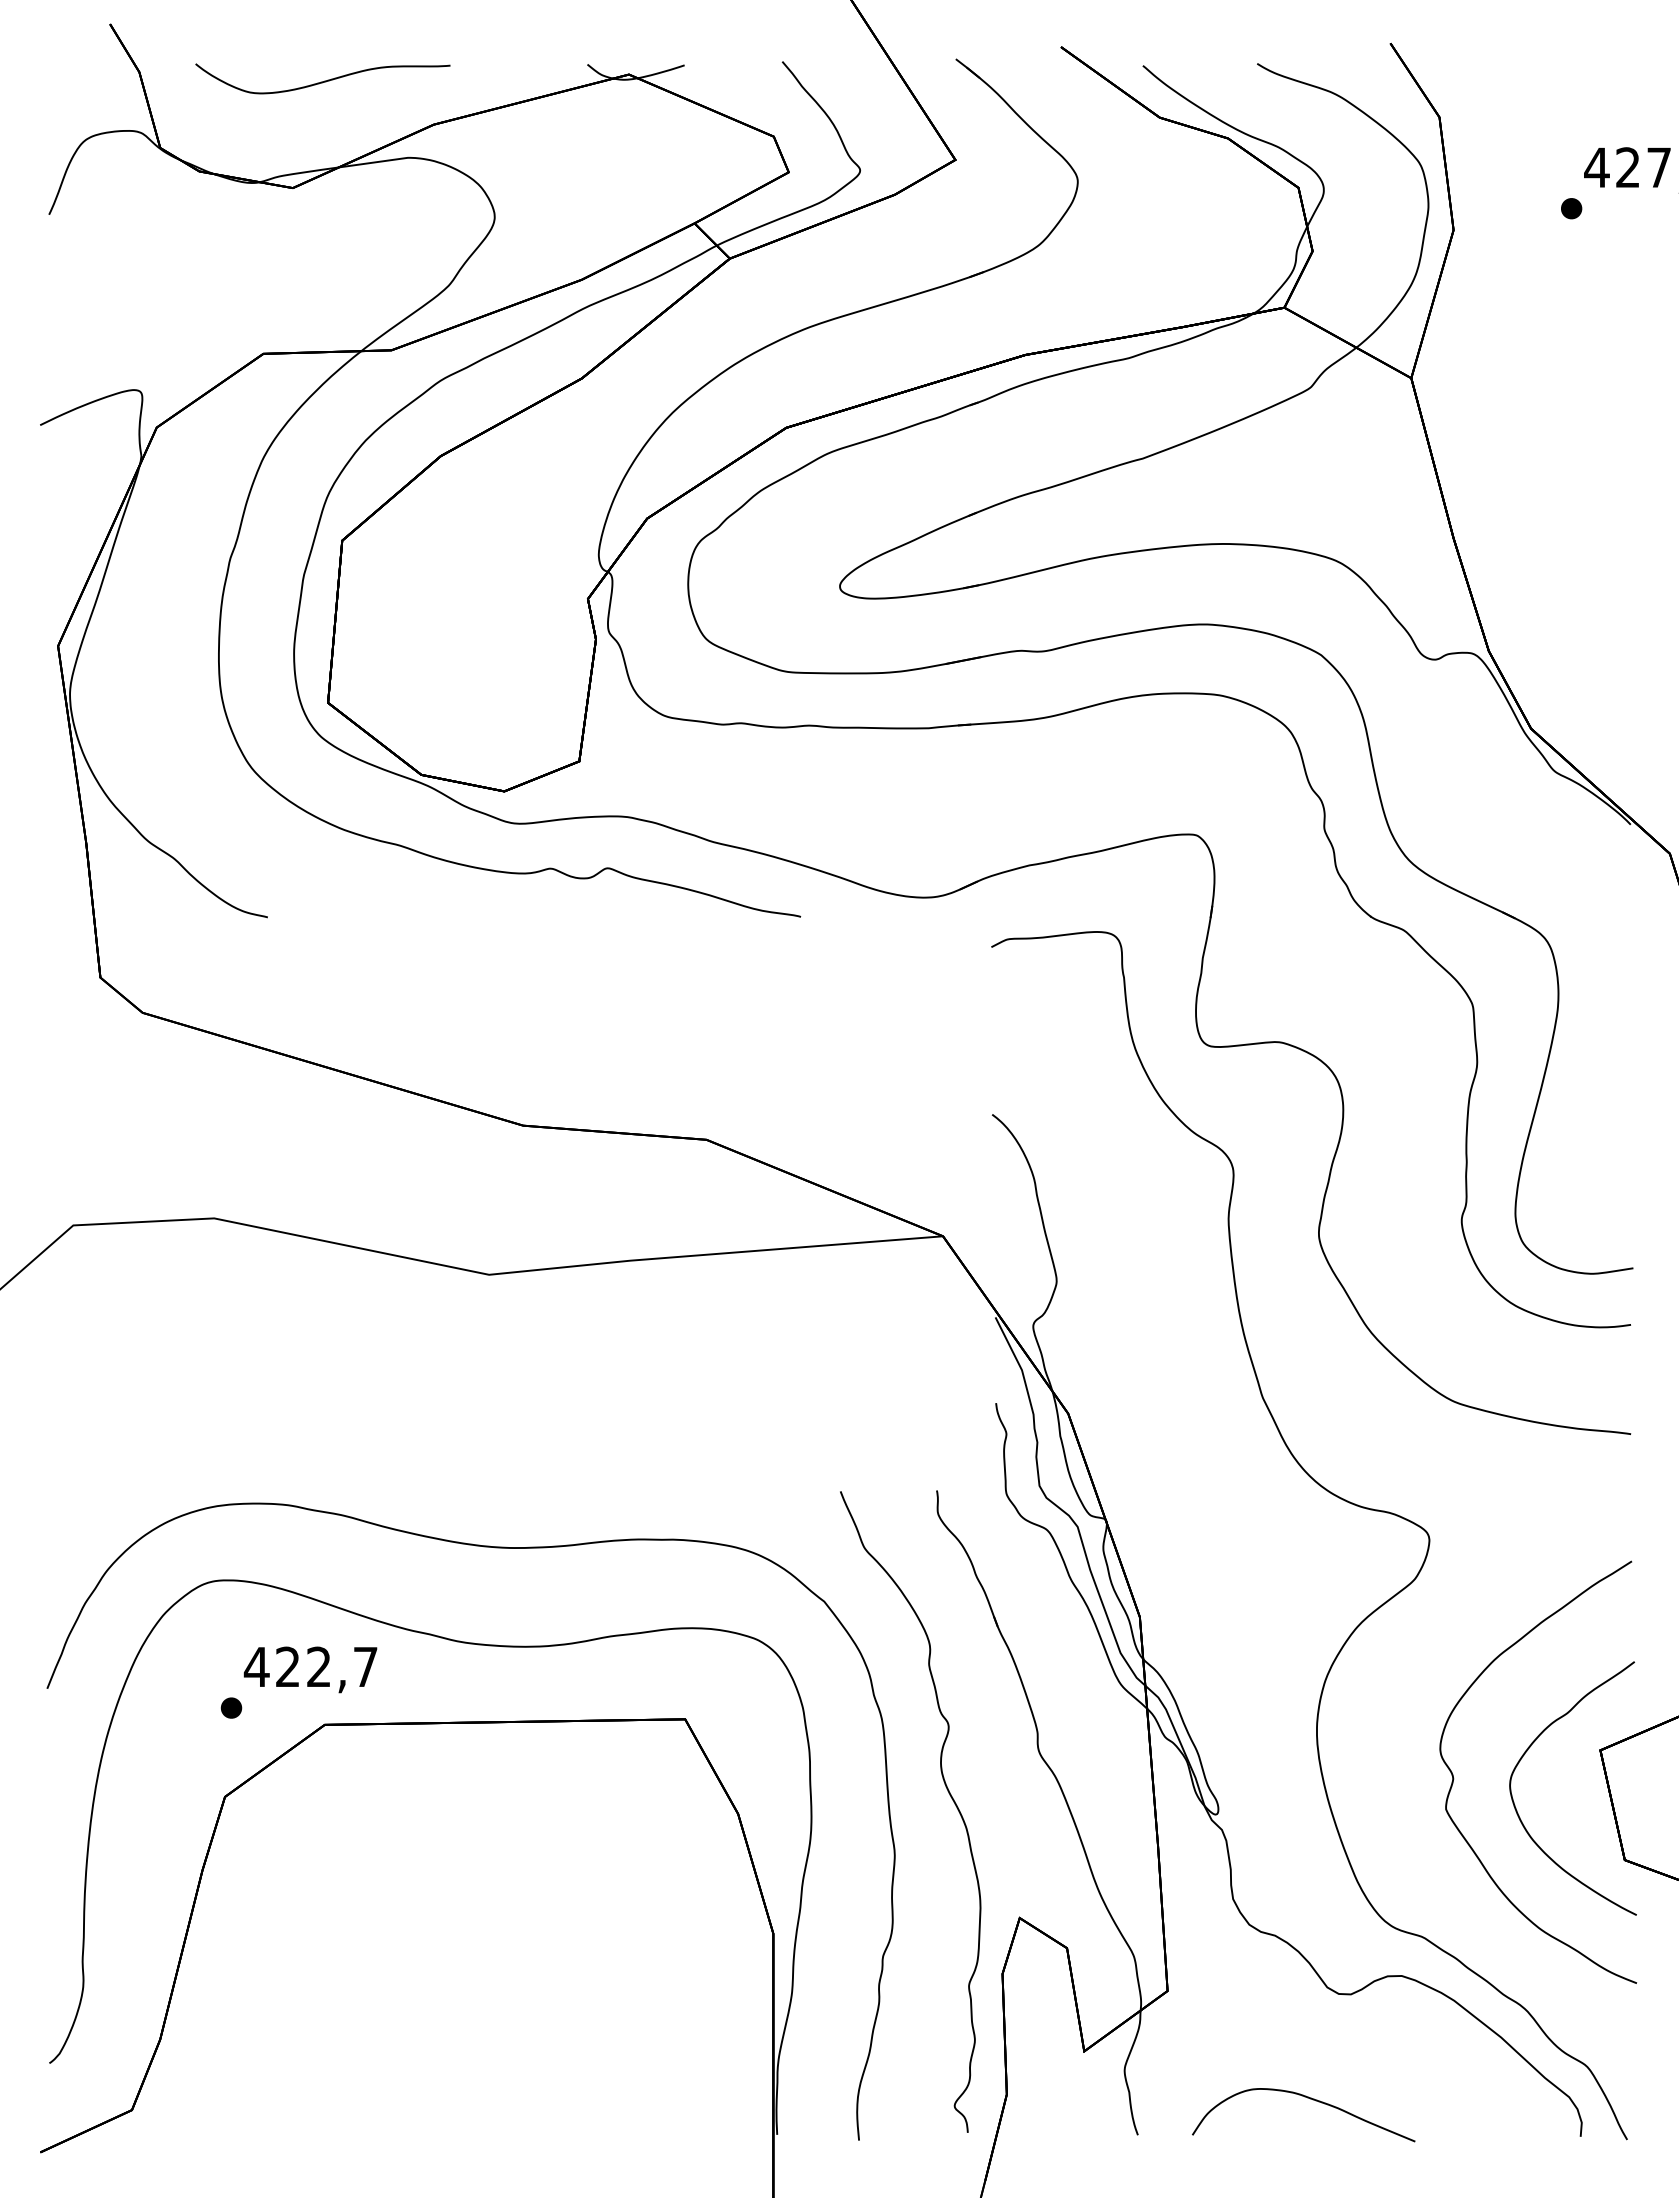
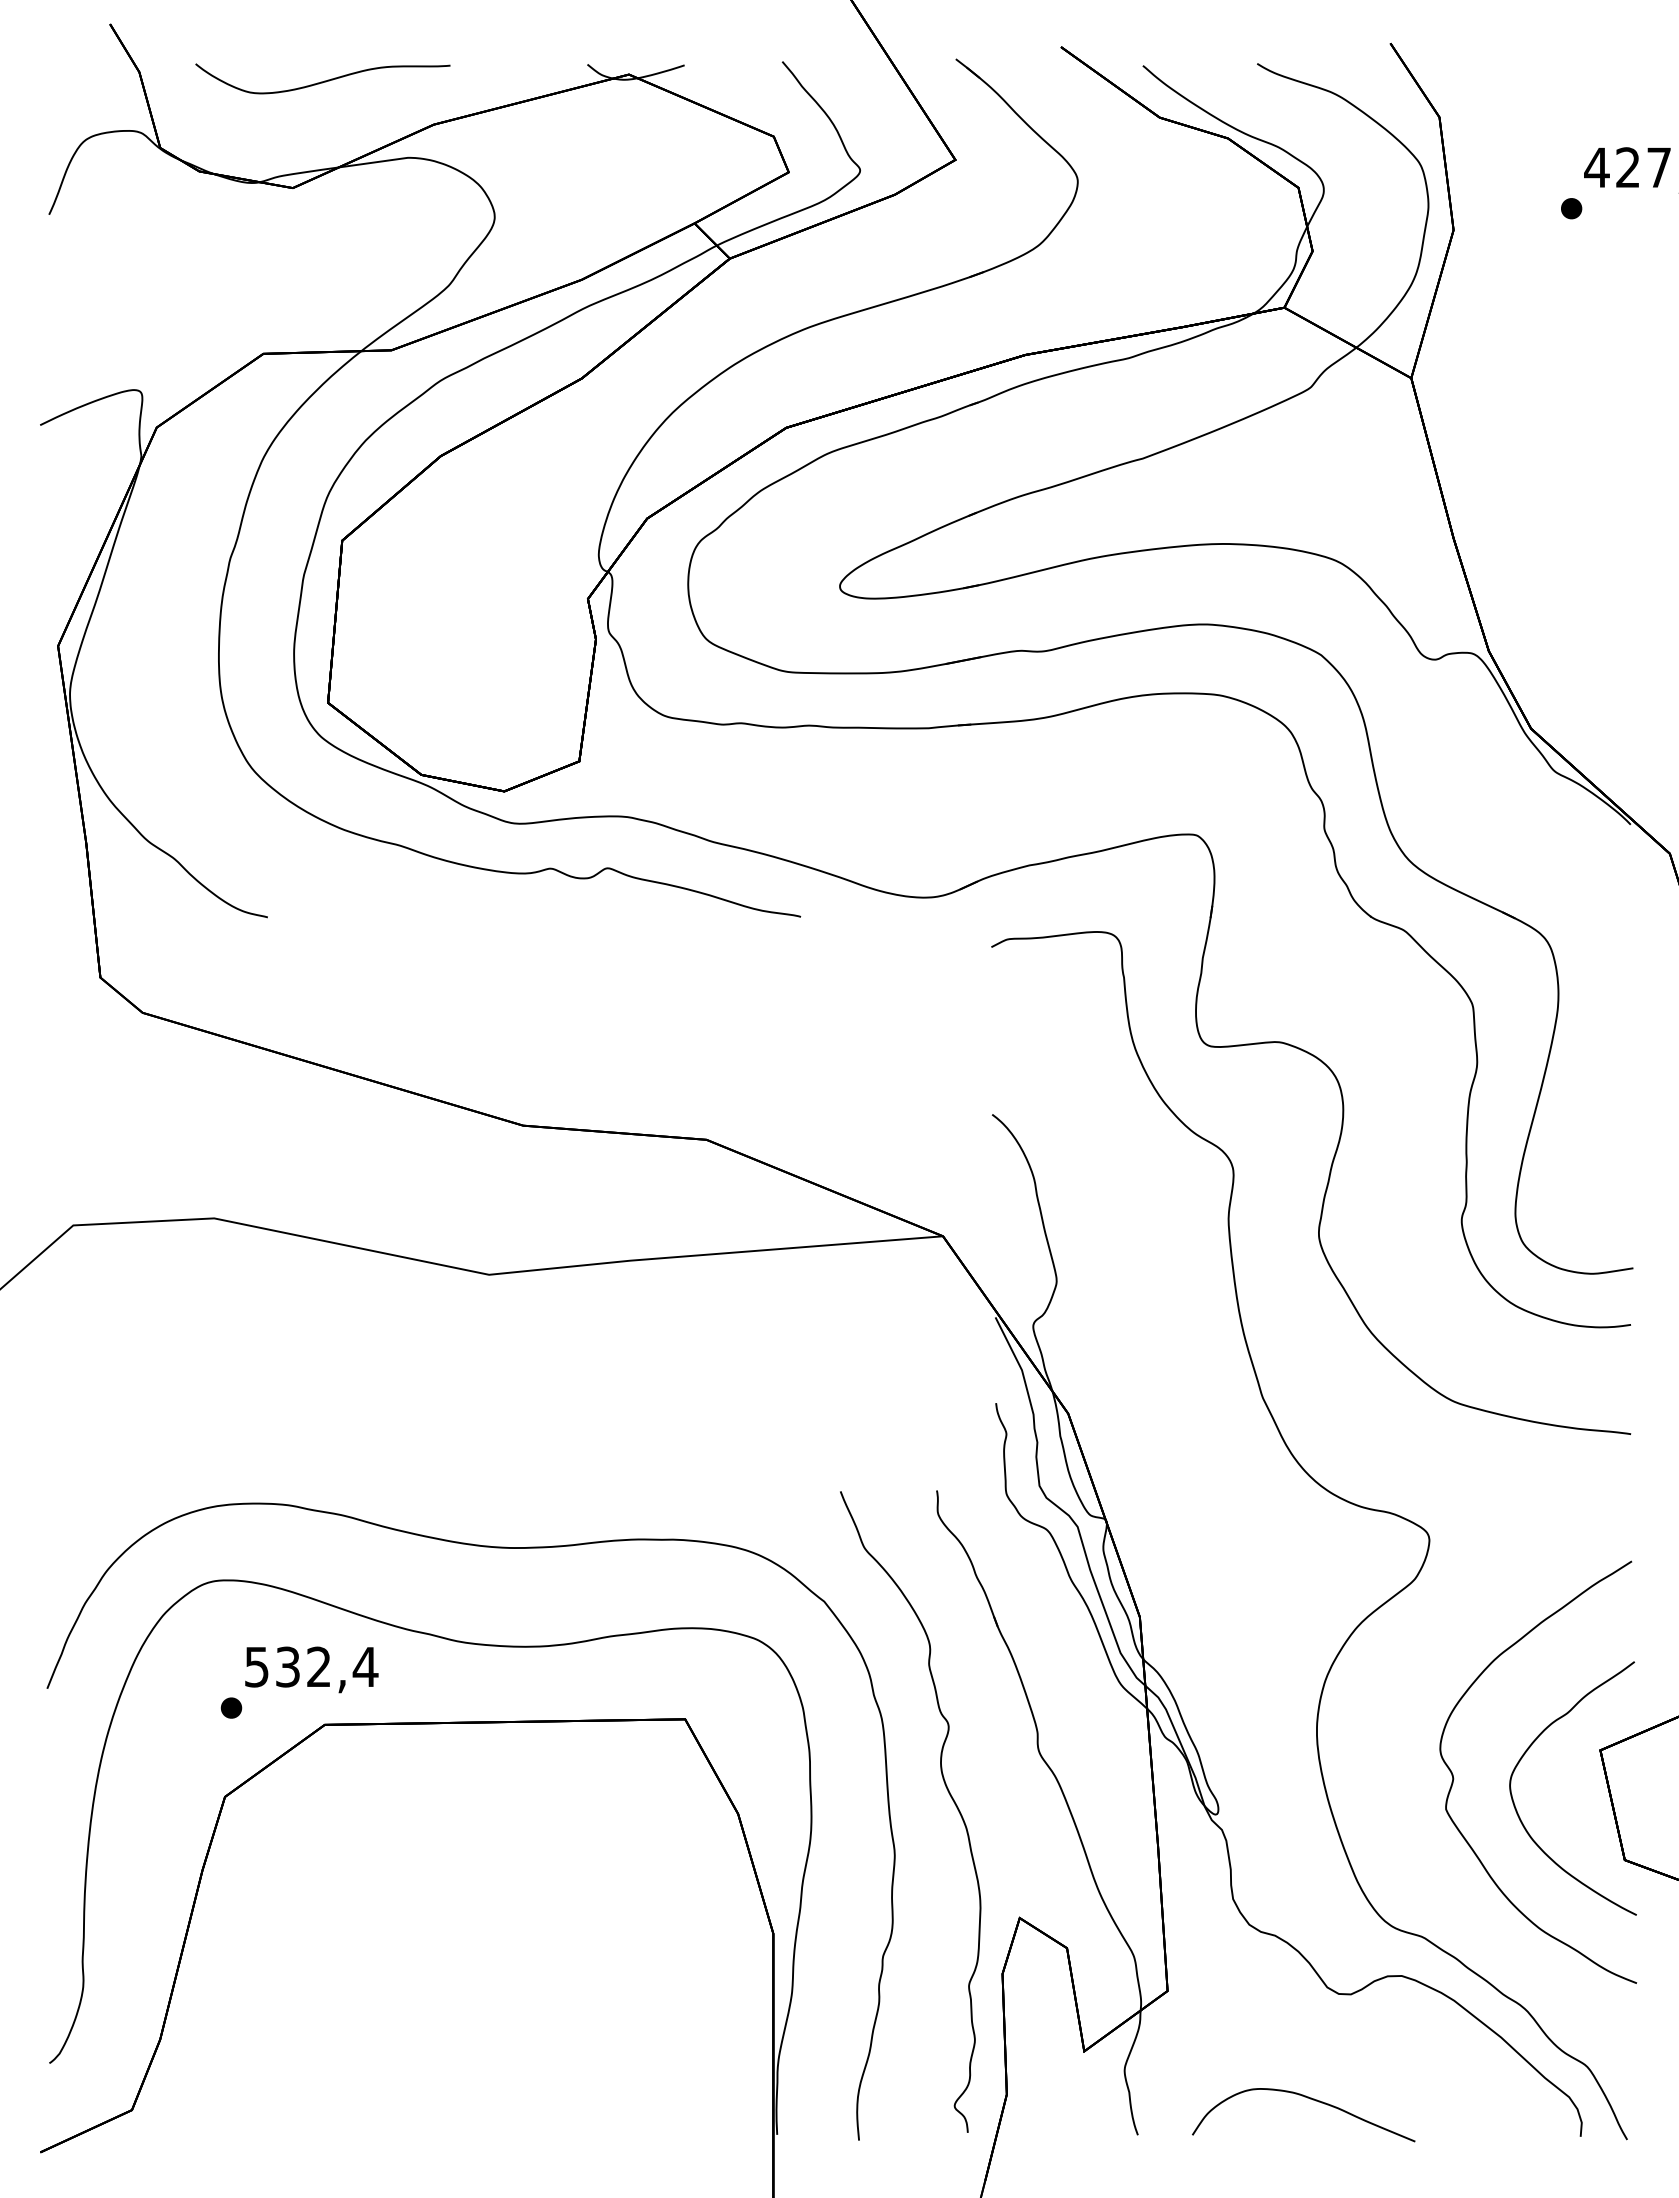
text: 422,7 -> 532,4 (310, 1666)
